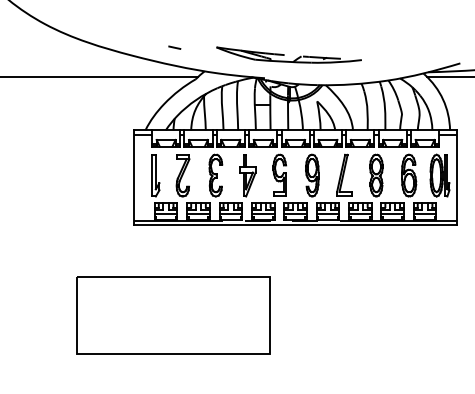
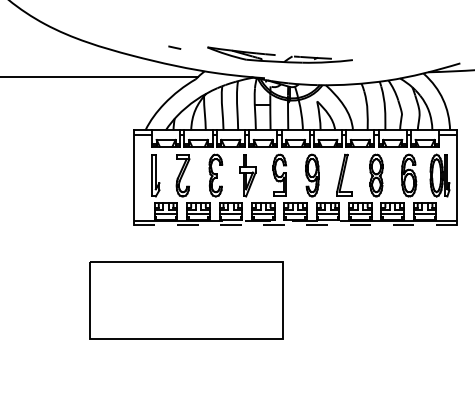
part position: (288, 54) -> (279, 54) (279, 54)
line: present -> none (449, 77)
line: solid -> dashed (295, 225)
part position: (173, 315) -> (186, 300) (186, 300)
